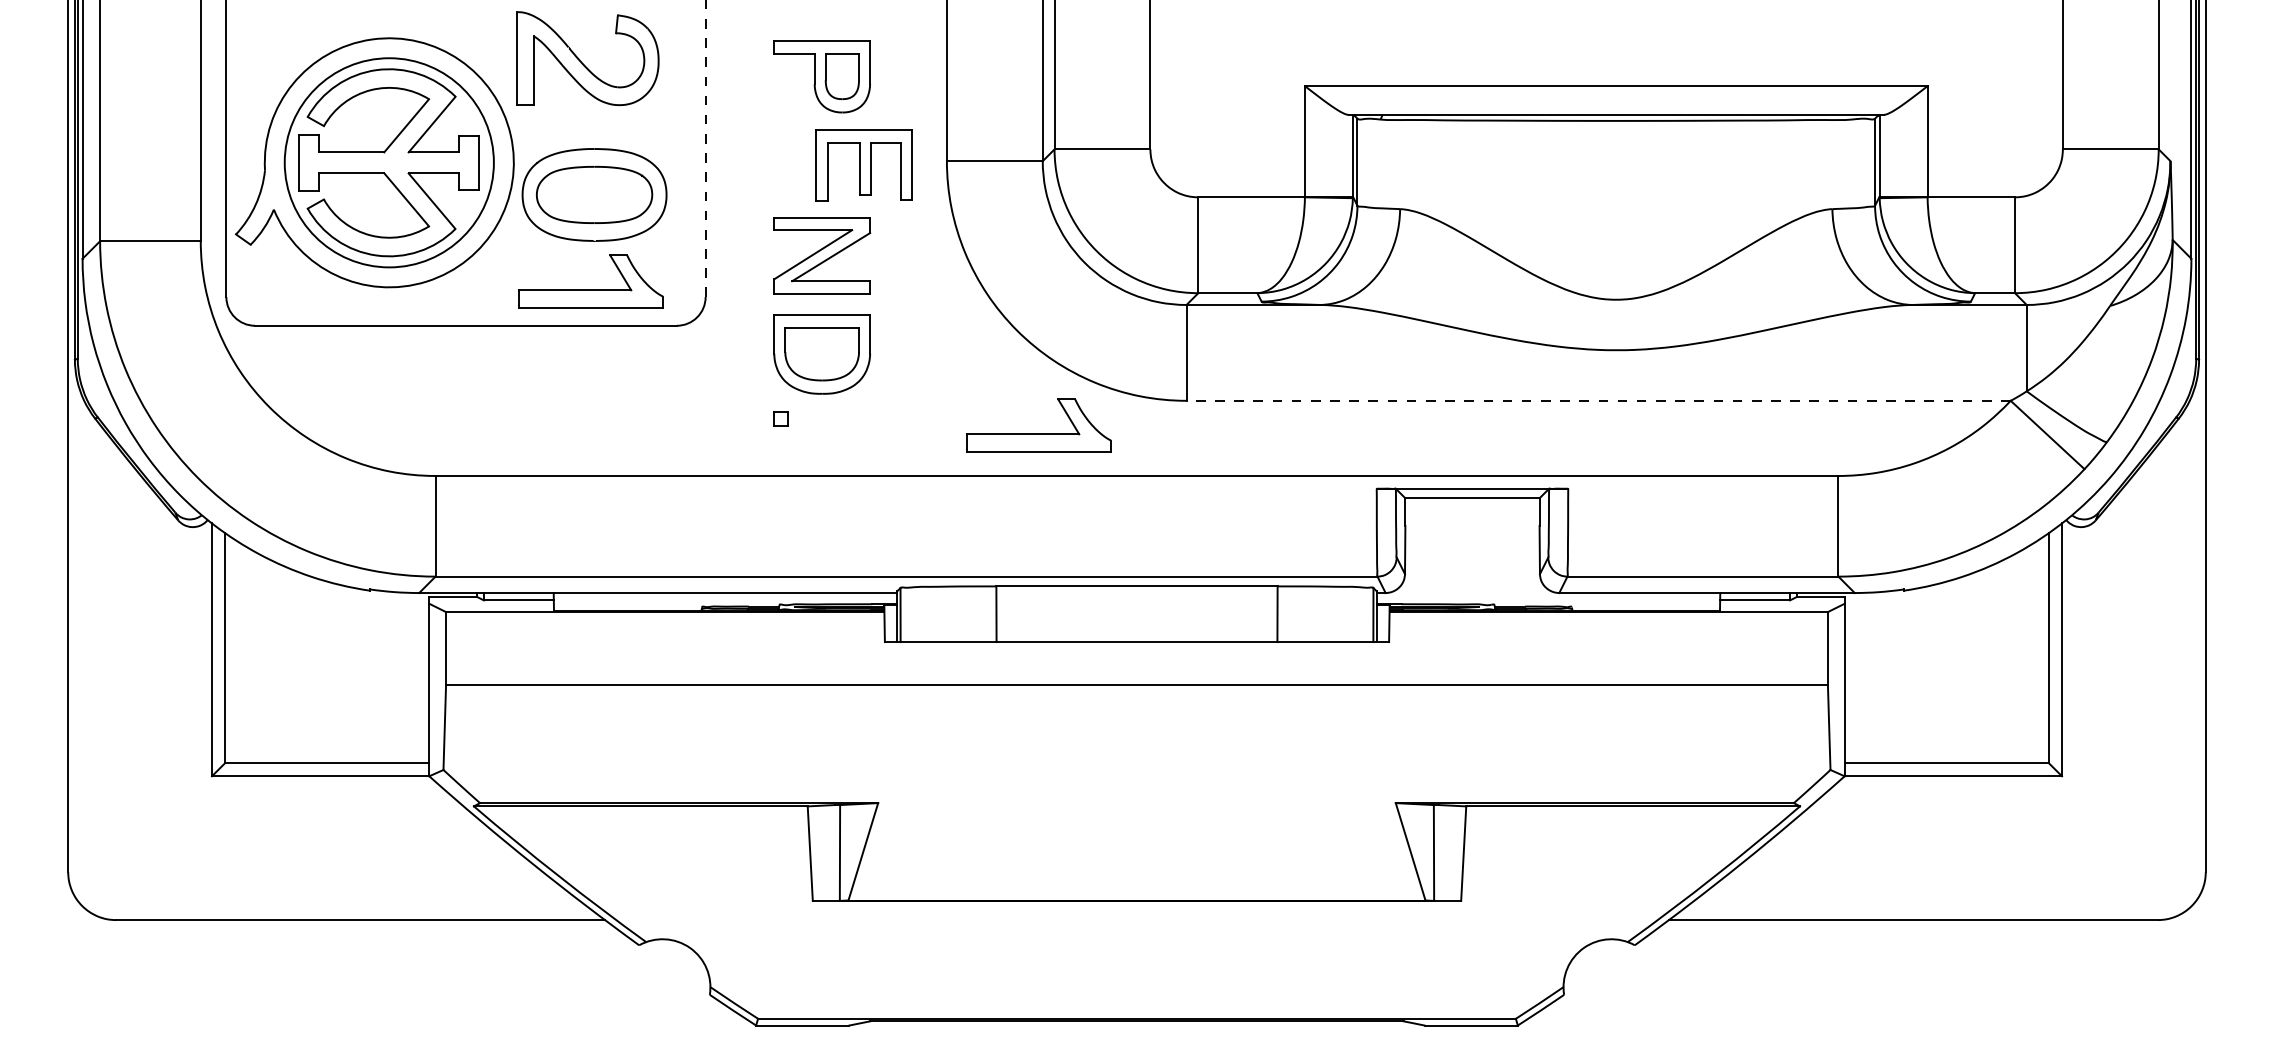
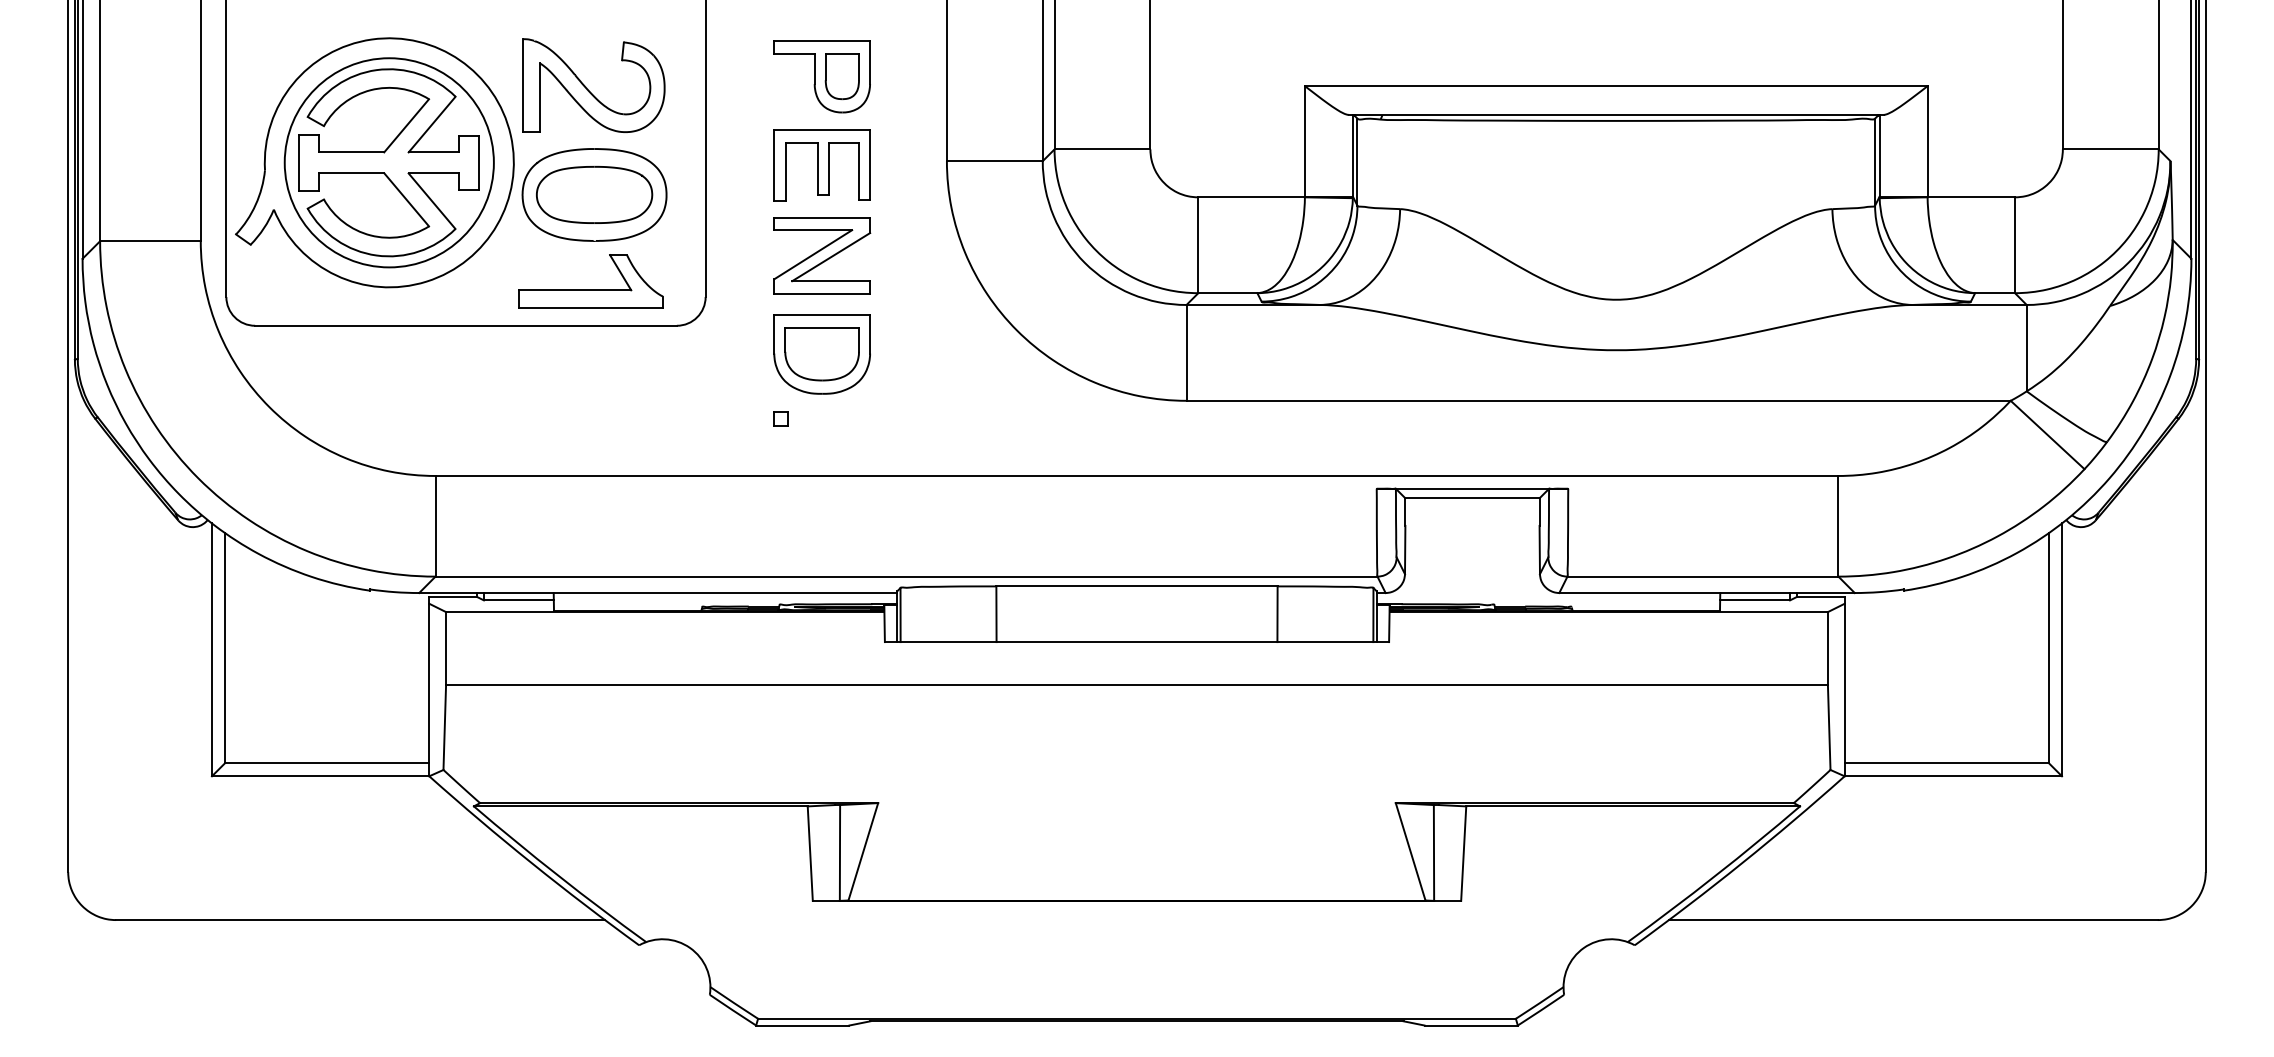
part position: (582, 62) -> (588, 89) (588, 89)
line: dashed -> solid (705, 148)
part position: (863, 165) -> (821, 165) (821, 165)
line: dashed -> solid (1598, 400)
part: present -> none (1038, 433)
